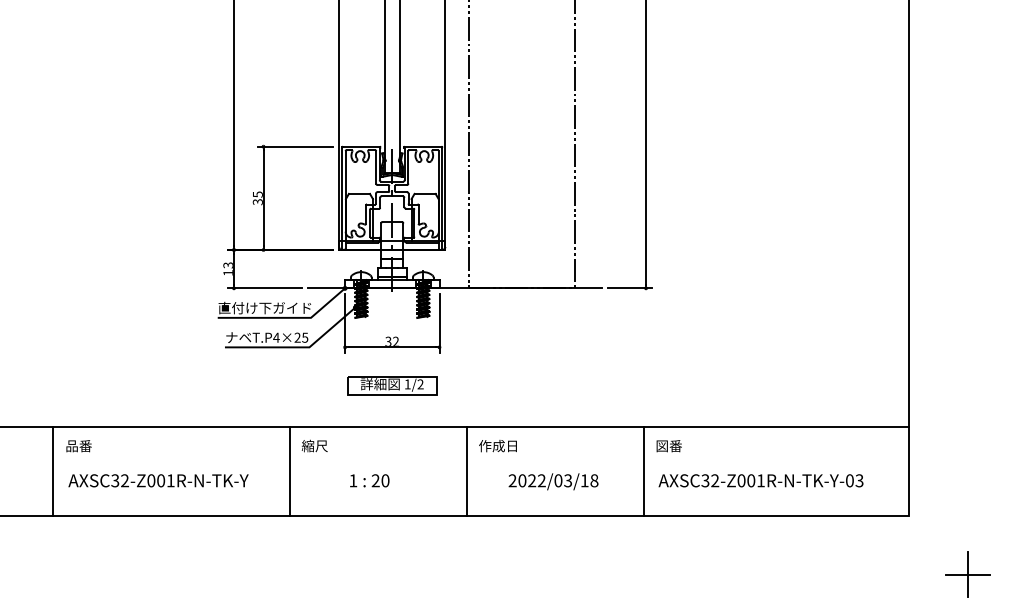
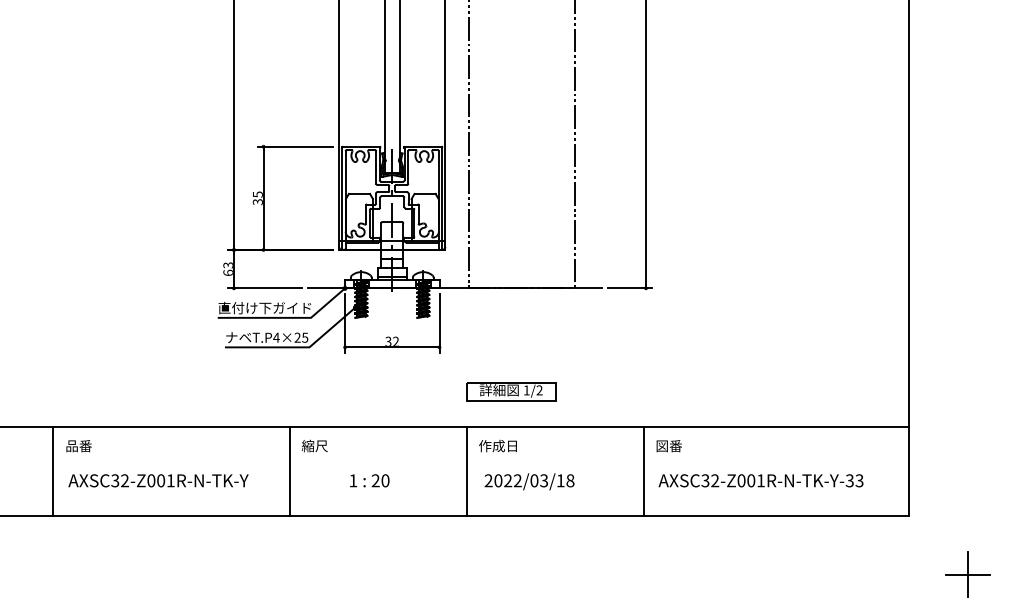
text: 13 -> 63 (227, 272)
part position: (392, 385) -> (511, 391) (511, 391)
text: AXSC32-Z001R-N-TK-Y-03 -> AXSC32-Z001R-N-TK-Y-33 (849, 480)
text position: (553, 481) -> (529, 481) (529, 481)
